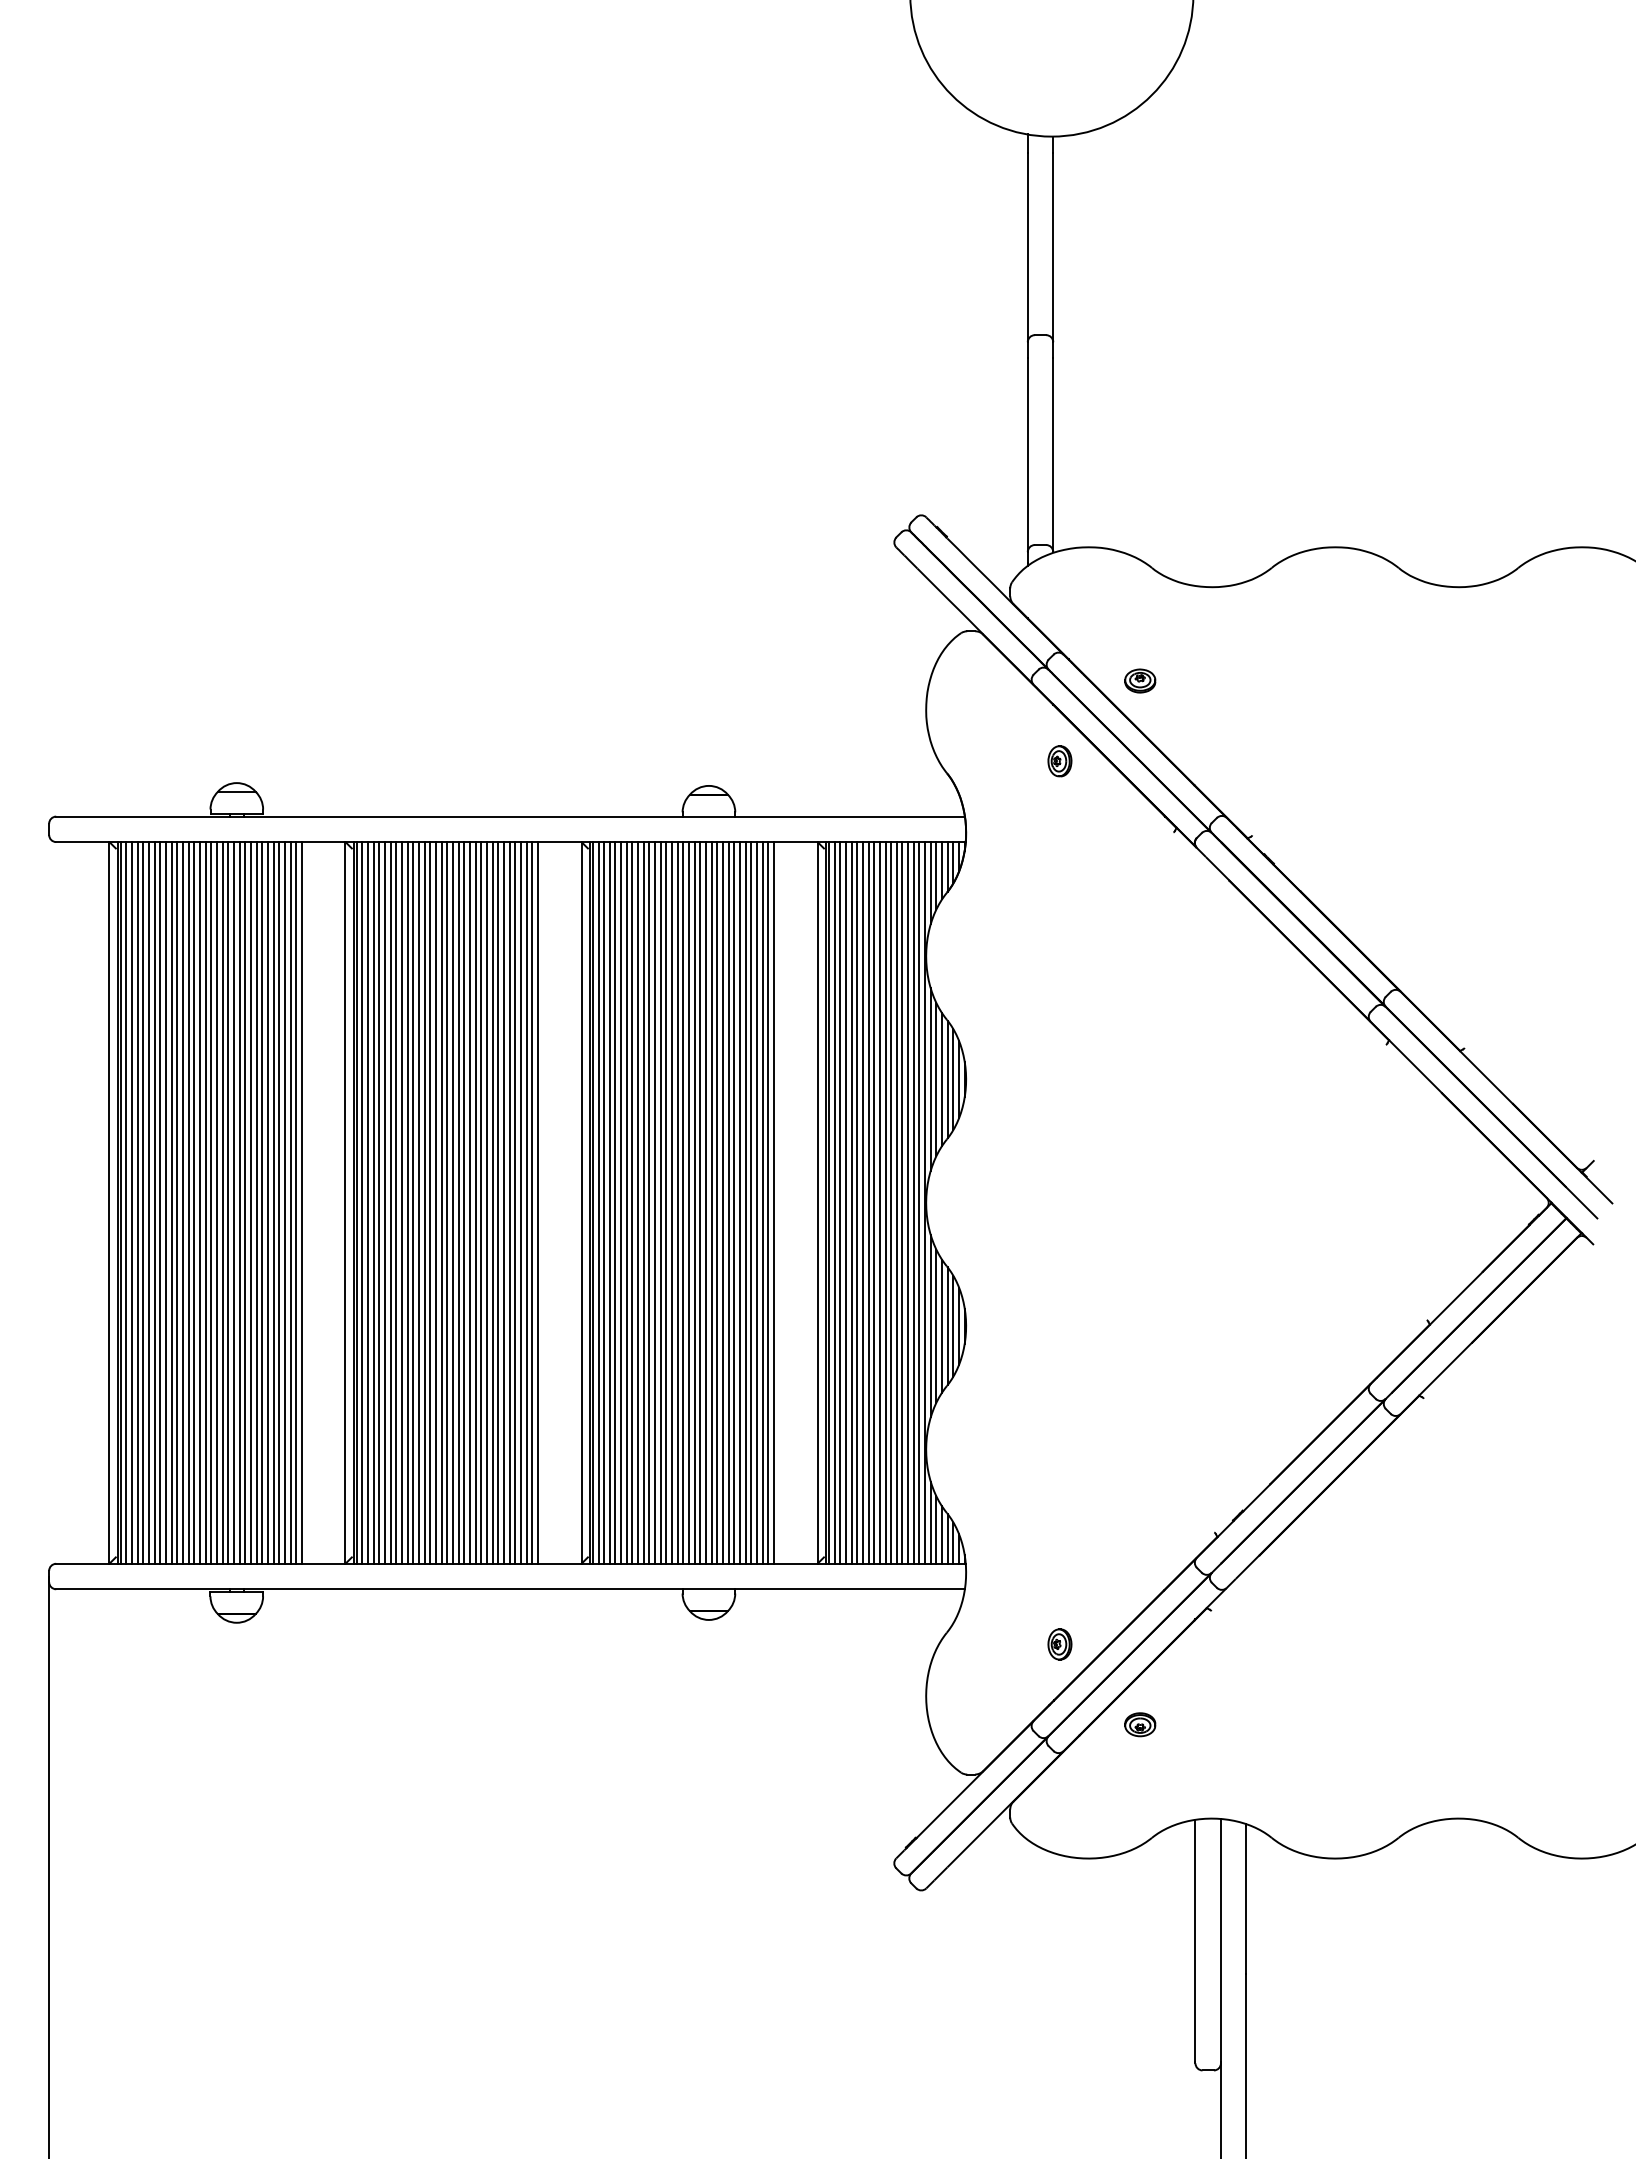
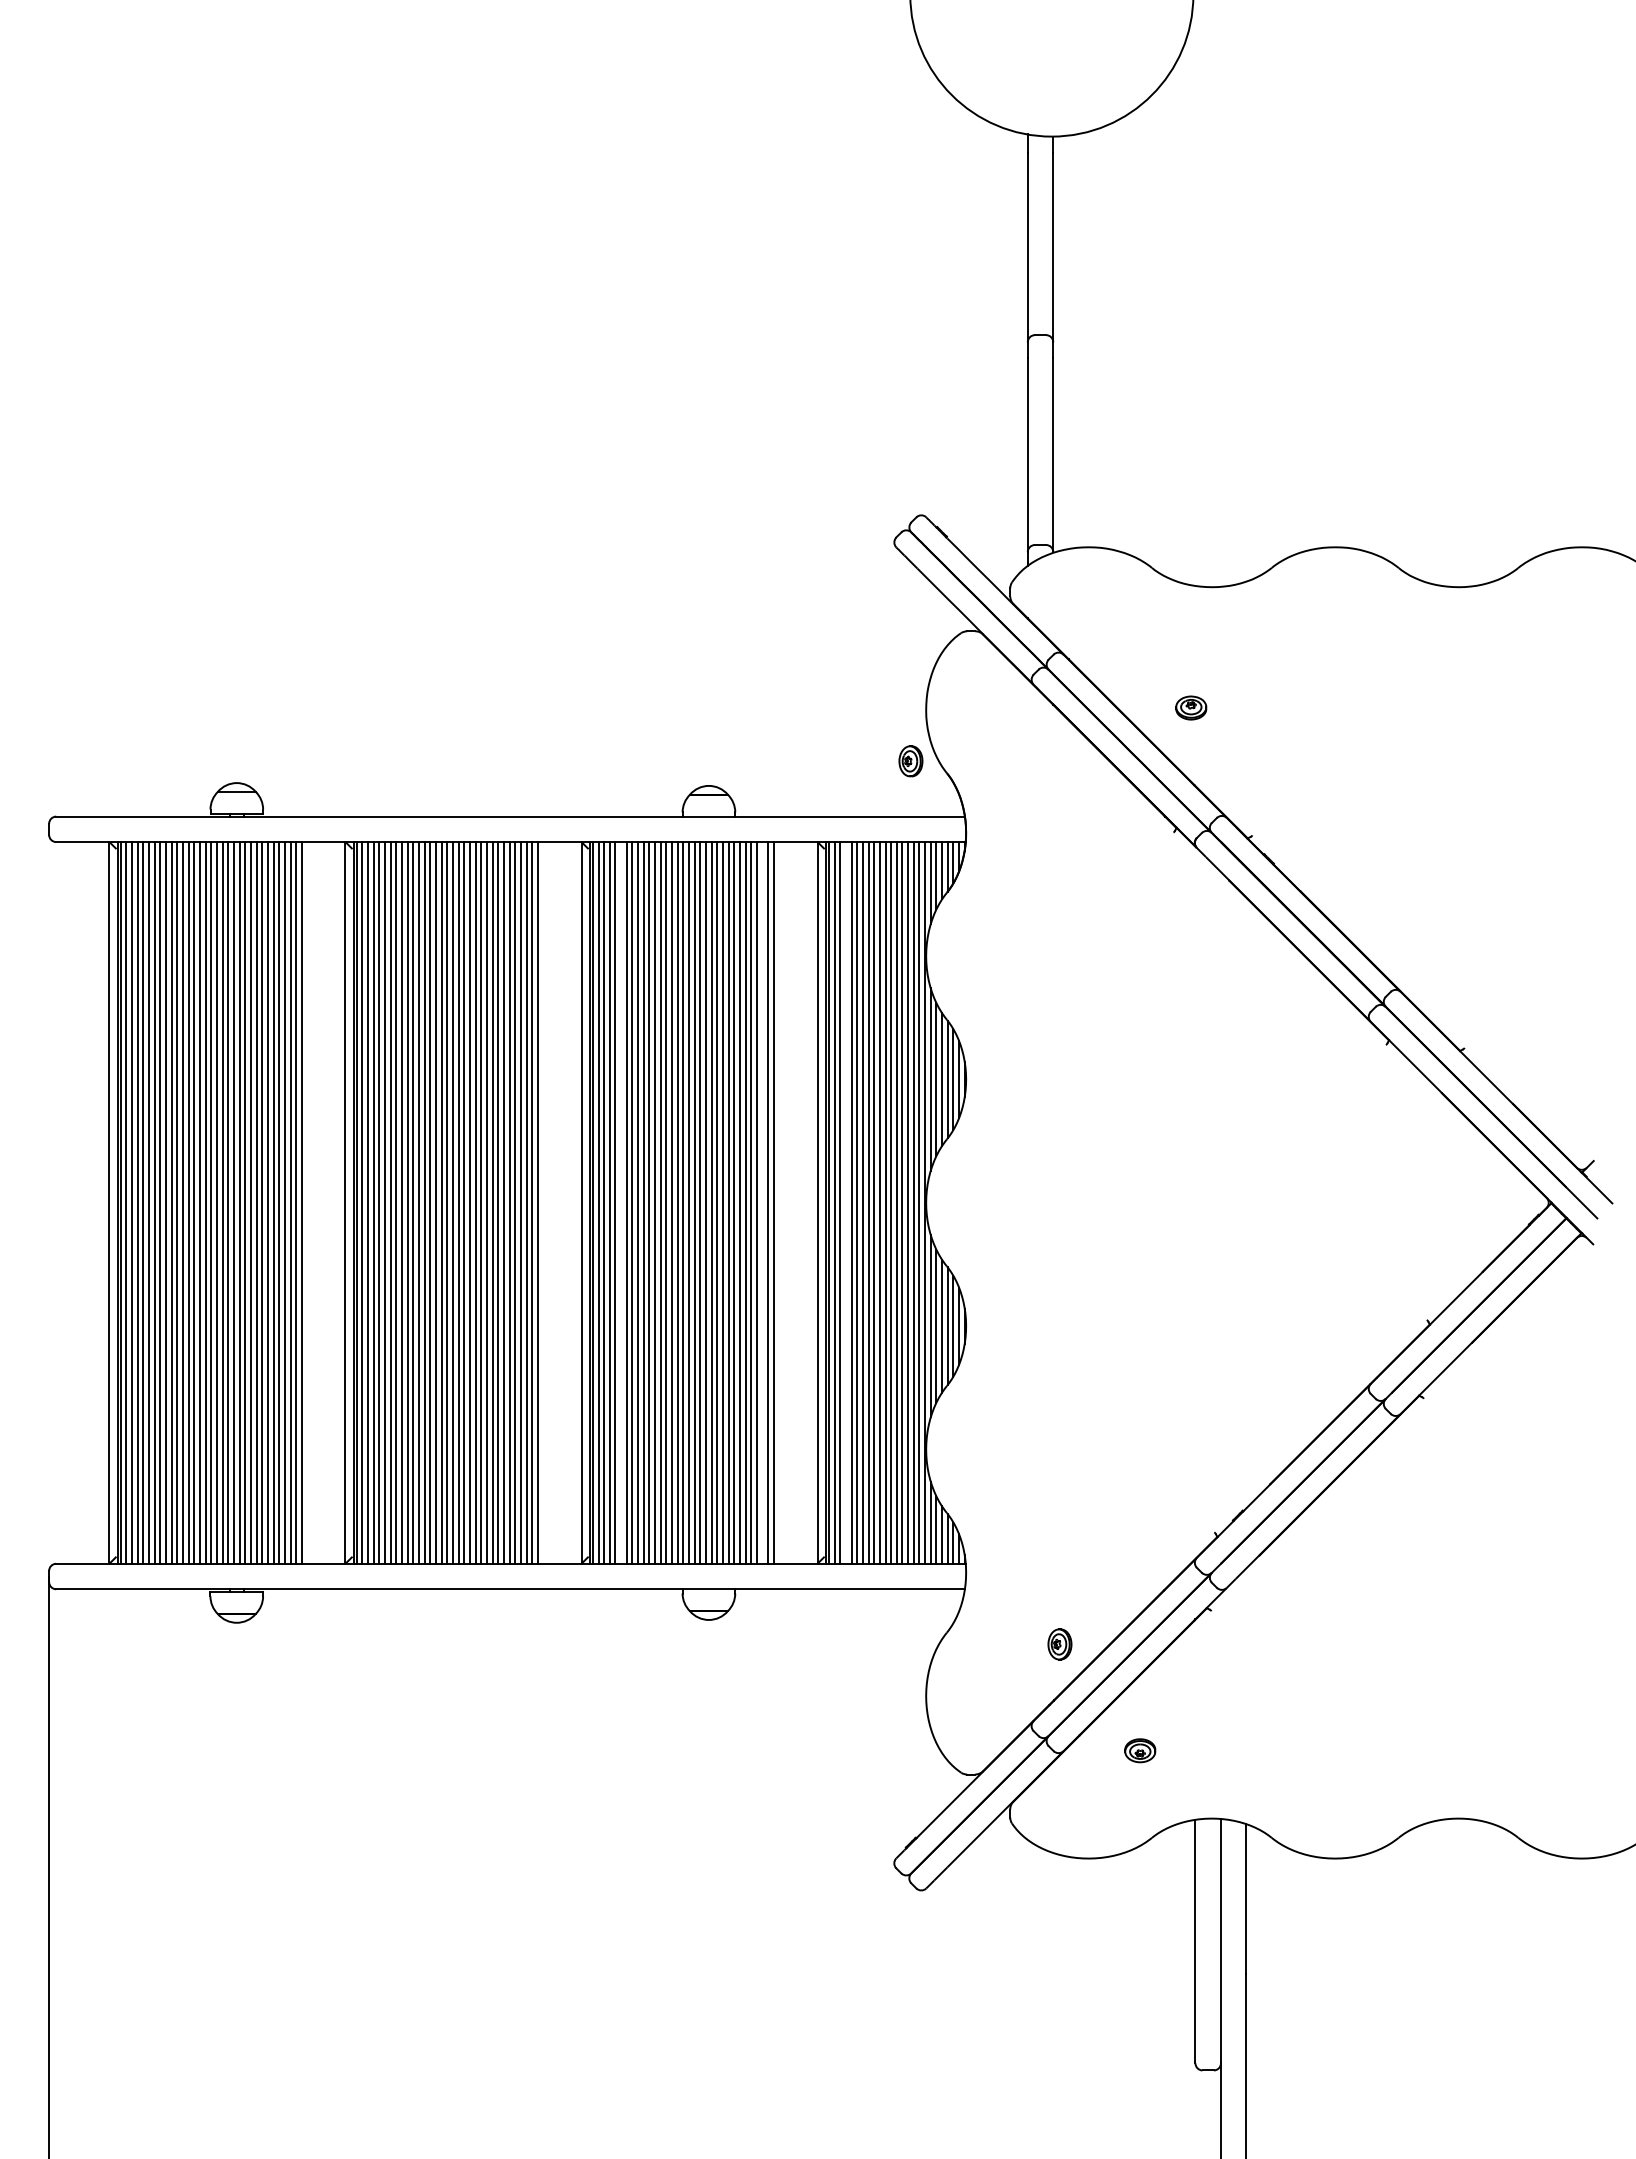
part position: (1140, 680) -> (1191, 707) (1191, 707)
part position: (1059, 761) -> (910, 761) (910, 761)
line: present -> none (621, 1202)
line: present -> none (762, 1202)
line: present -> none (845, 1202)
part position: (1140, 1724) -> (1140, 1750) (1140, 1750)
